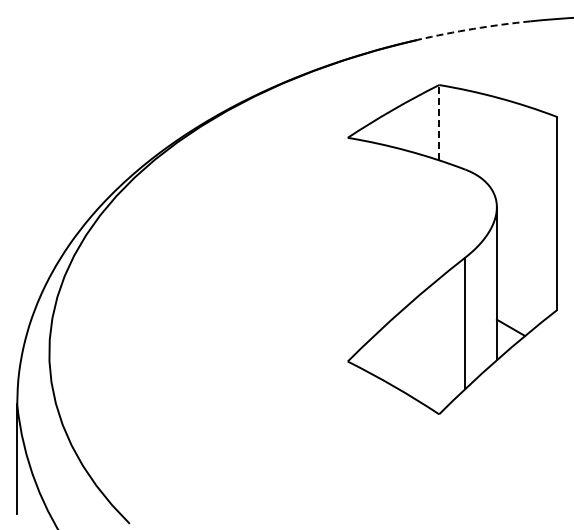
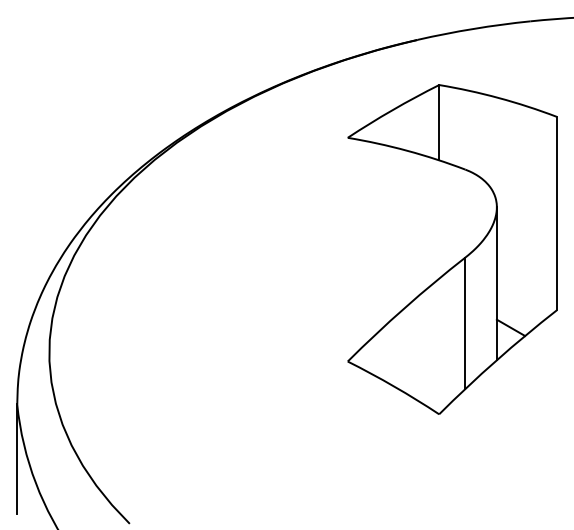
arc: dashed -> solid (473, 28)
line: dashed -> solid (439, 122)
